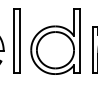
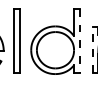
line: solid -> dashed (79, 41)
line: solid -> dashed (92, 49)
